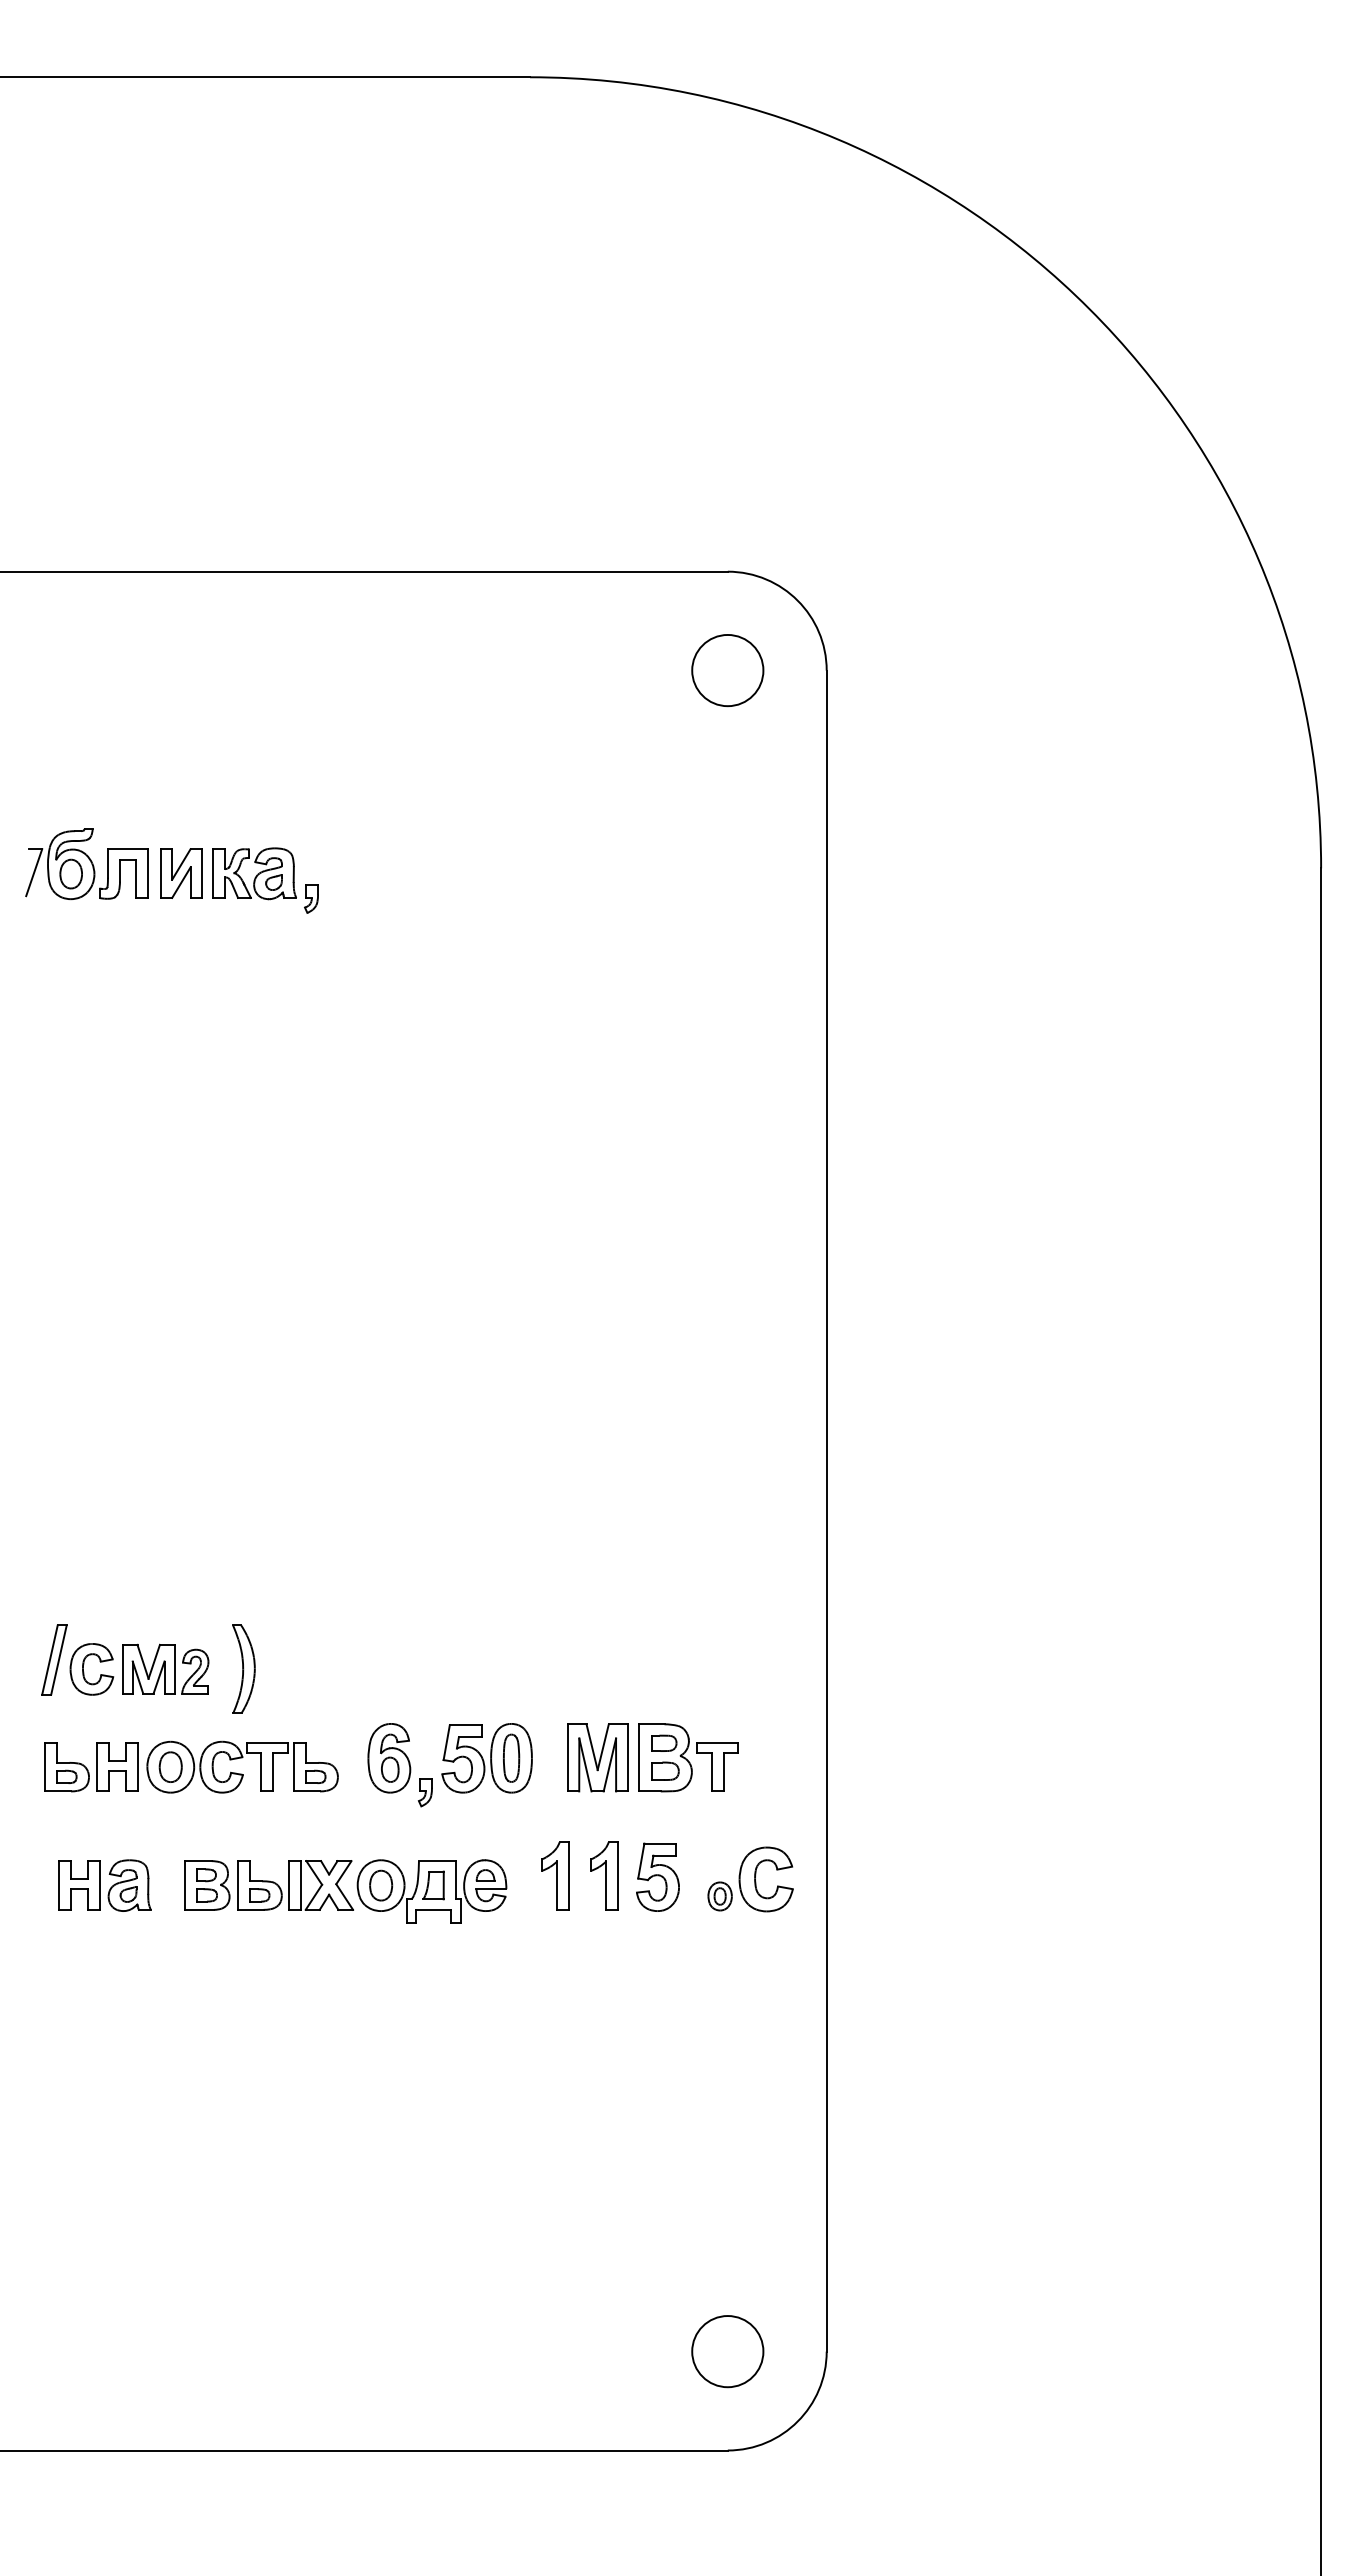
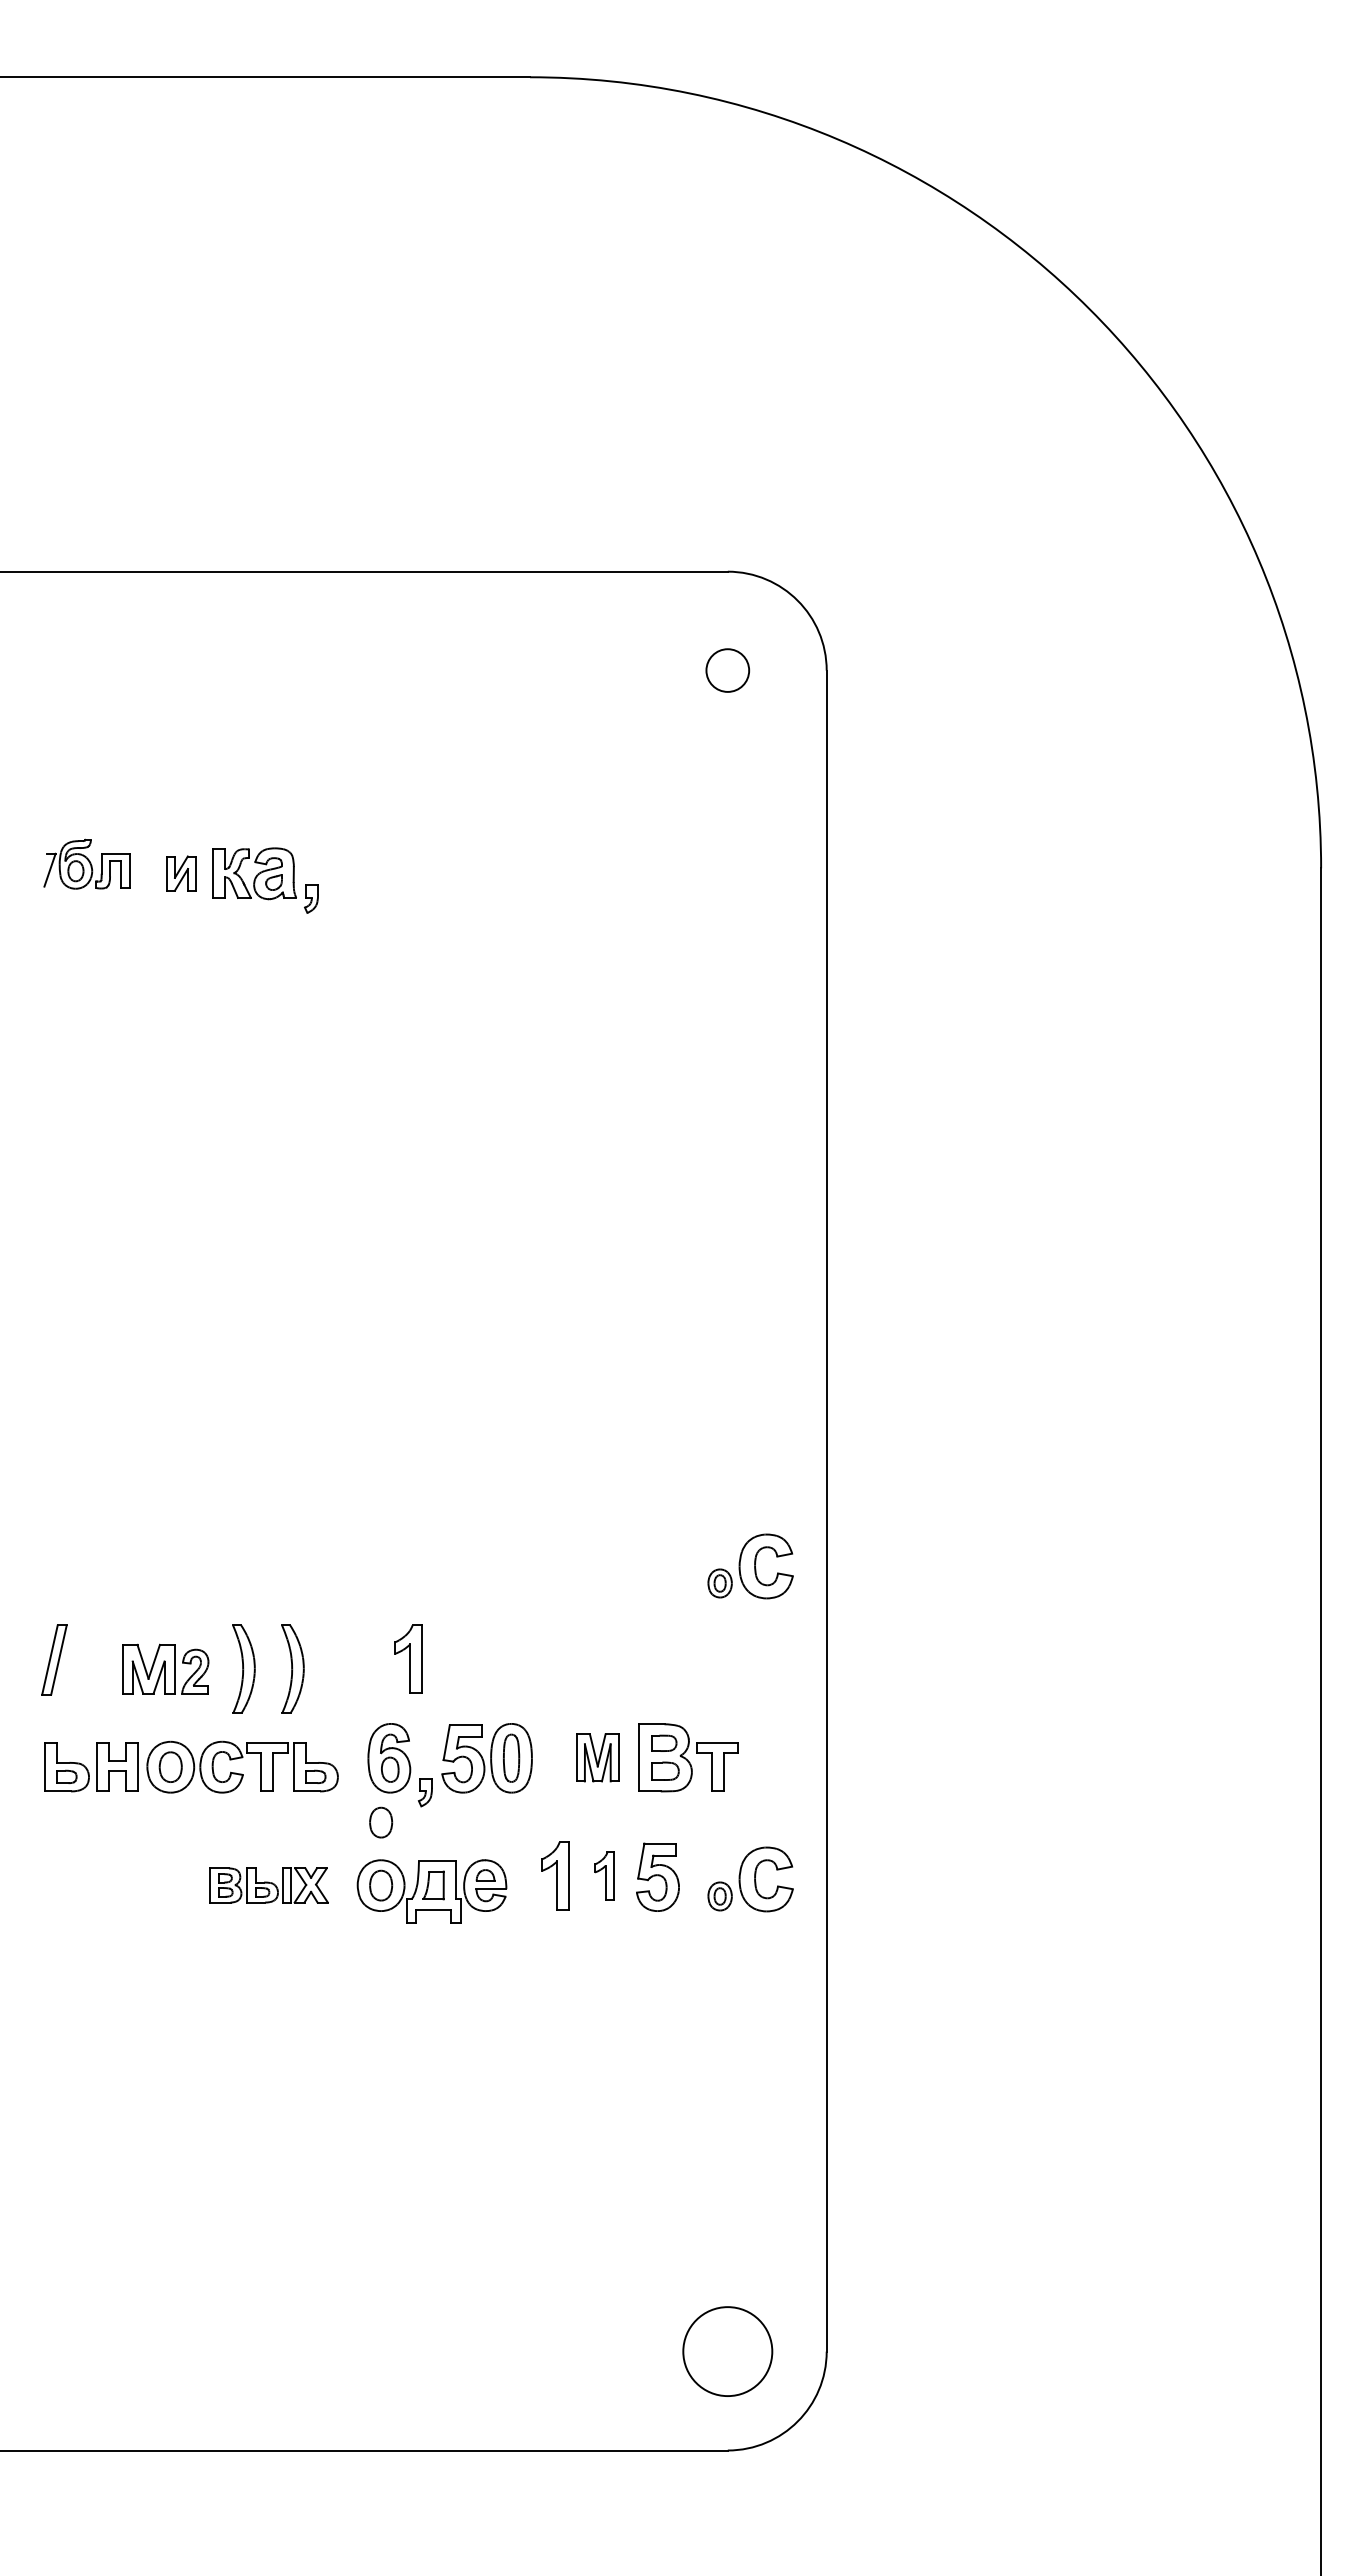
circle diameter: 71 px -> 43 px (727, 670)
part size: 124x73 px -> 88x52 px (86, 863)
part size: 43x51 px -> 31x37 px (181, 873)
part: none -> present (750, 1566)
part: none -> present (408, 1658)
part: none -> present (292, 1668)
part: present -> none (84, 1672)
part size: 62x70 px -> 44x50 px (597, 1757)
part: none -> present (381, 1822)
part size: 29x70 px -> 21x50 px (604, 1875)
part: present -> none (104, 1885)
part size: 170x51 px -> 120x37 px (268, 1885)
circle diameter: 71 px -> 89 px (727, 2351)
